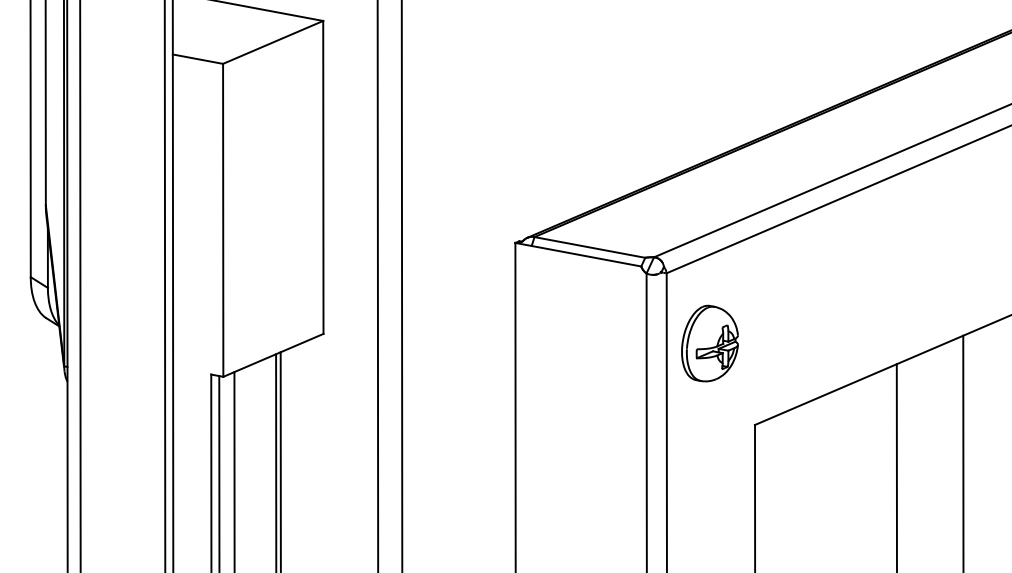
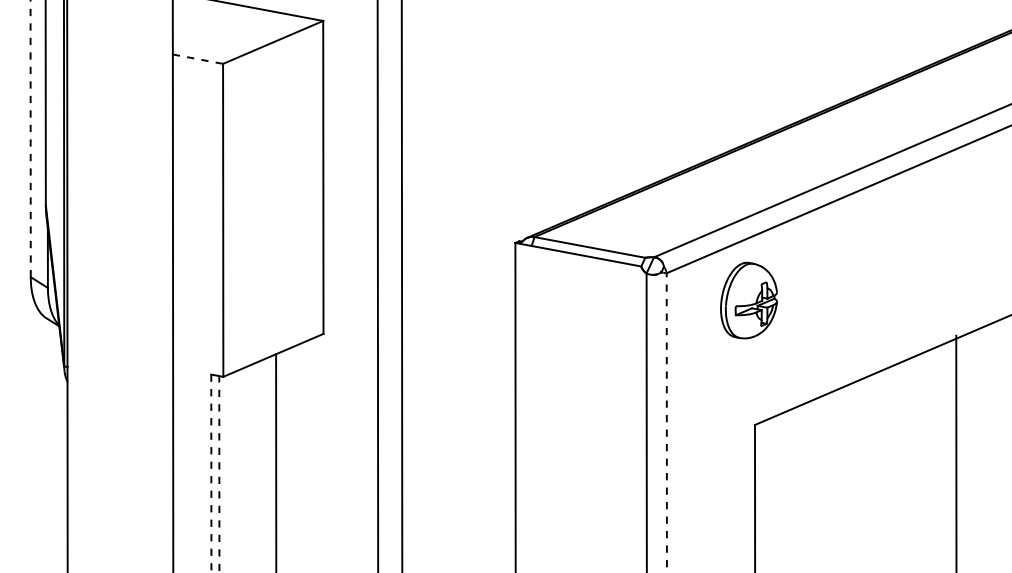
line: solid -> dashed (197, 59)
line: solid -> dashed (30, 138)
line: present -> none (80, 285)
line: present -> none (164, 285)
part position: (709, 343) -> (748, 300) (748, 300)
line: solid -> dashed (666, 422)
line position: (963, 452) -> (956, 452) (956, 452)
line: present -> none (280, 460)
line: present -> none (896, 466)
line: present -> none (234, 470)
line: solid -> dashed (211, 473)
line: solid -> dashed (219, 473)
